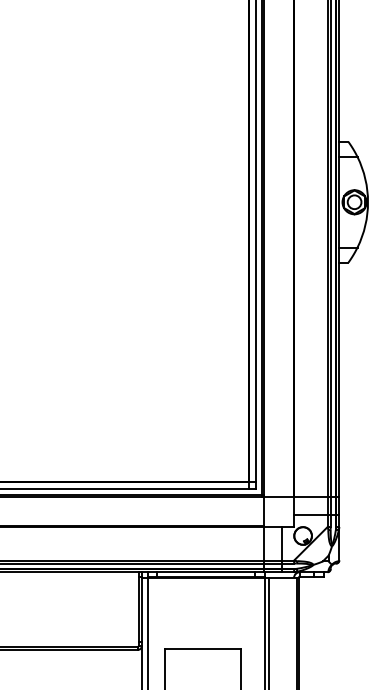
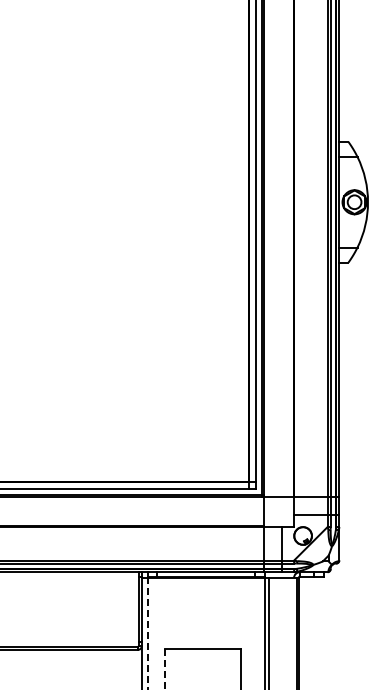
line: solid -> dashed (147, 633)
line: solid -> dashed (165, 670)
